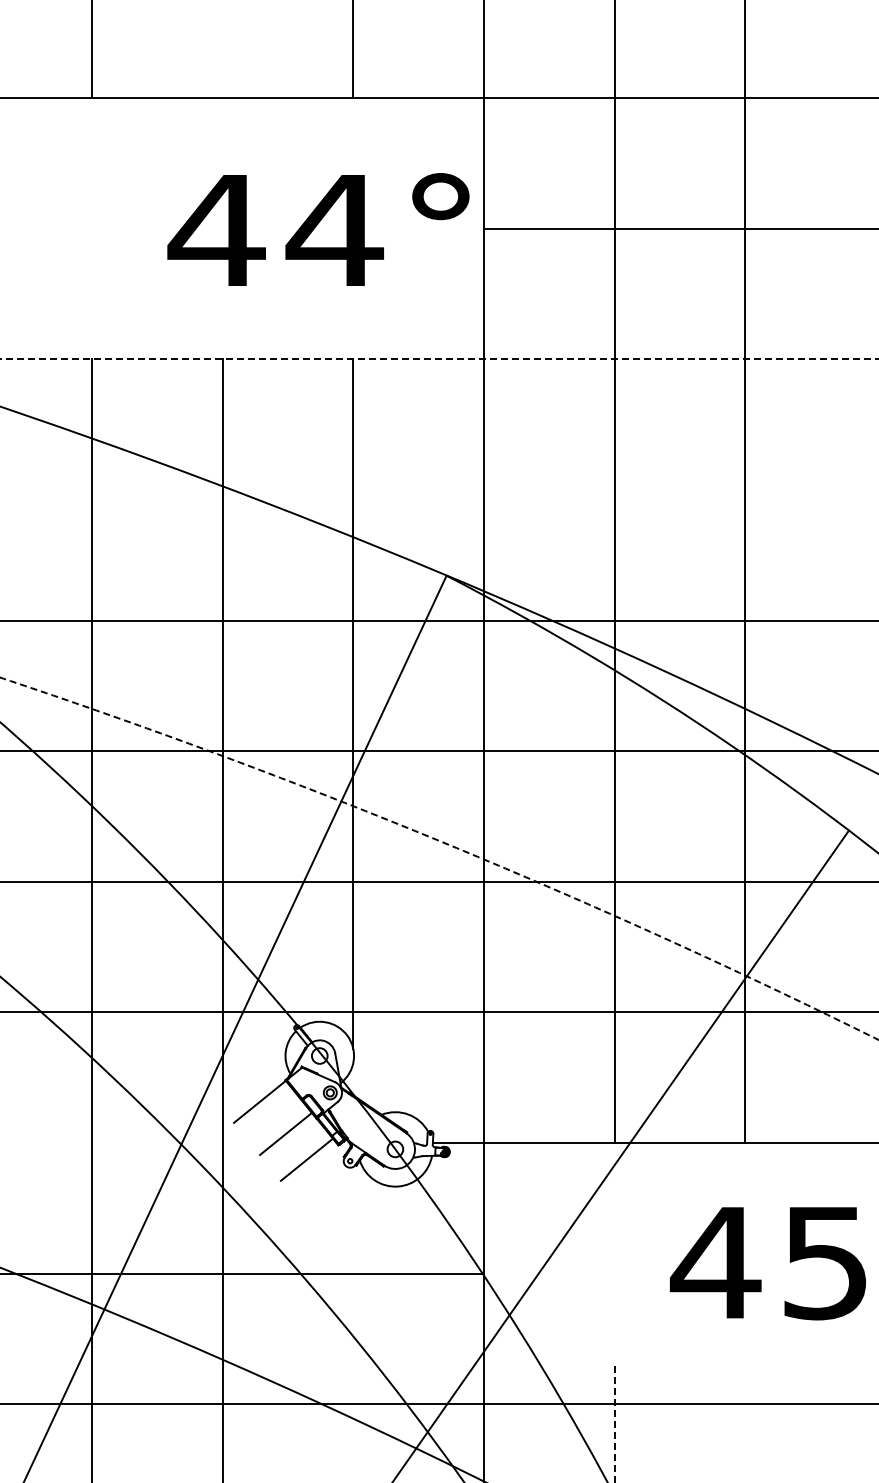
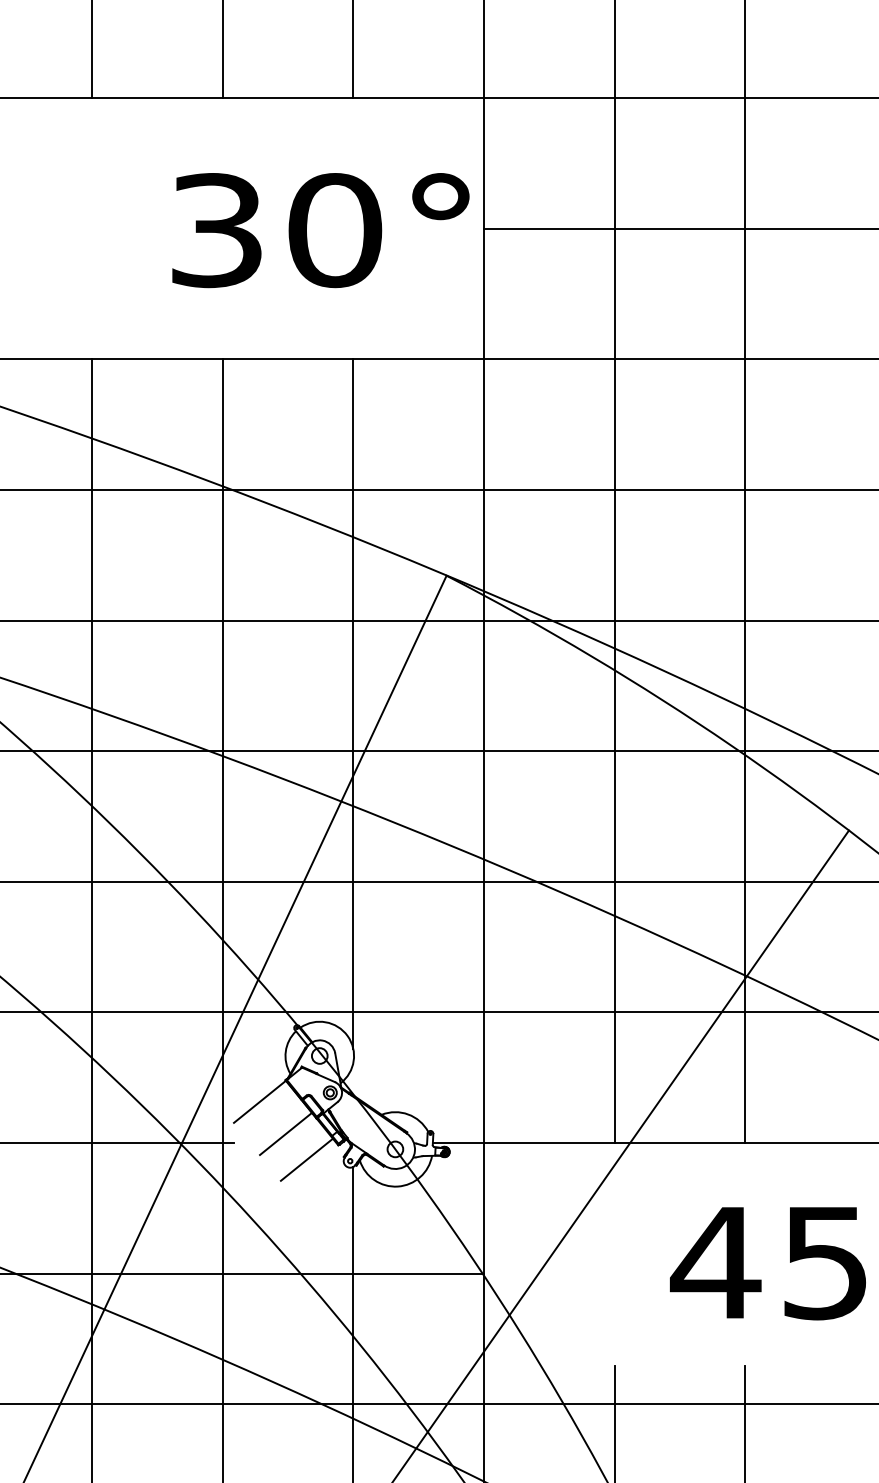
line: none -> present (222, 50)
text: 44° -> 30° (275, 230)
line: dashed -> solid (439, 359)
line: none -> present (438, 489)
arc: dashed -> solid (445, 843)
line: none -> present (118, 1143)
line: none -> present (353, 1322)
line: none -> present (745, 1422)
line: dashed -> solid (614, 1424)
